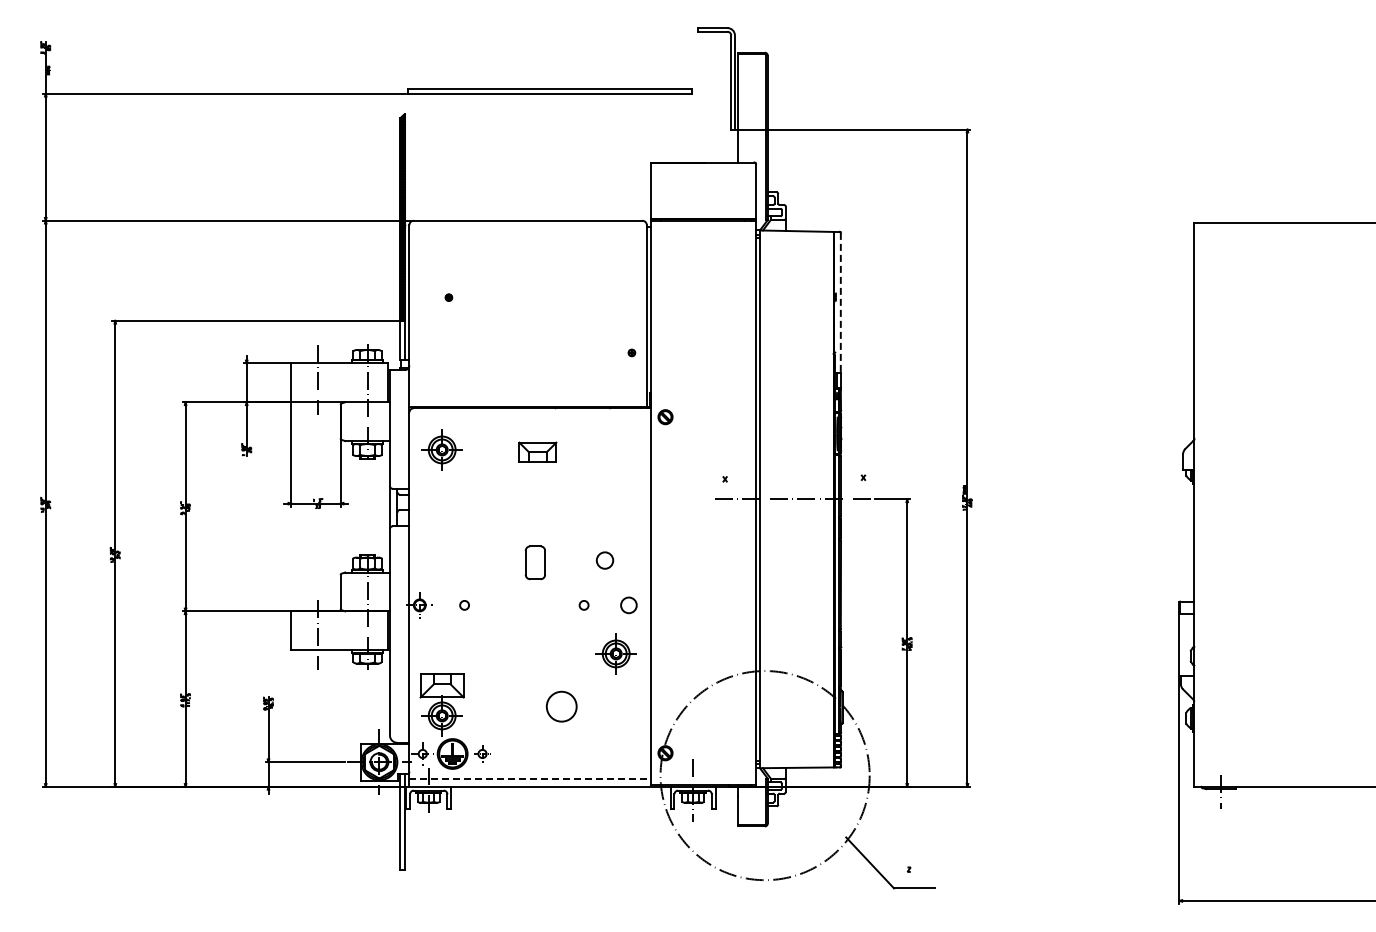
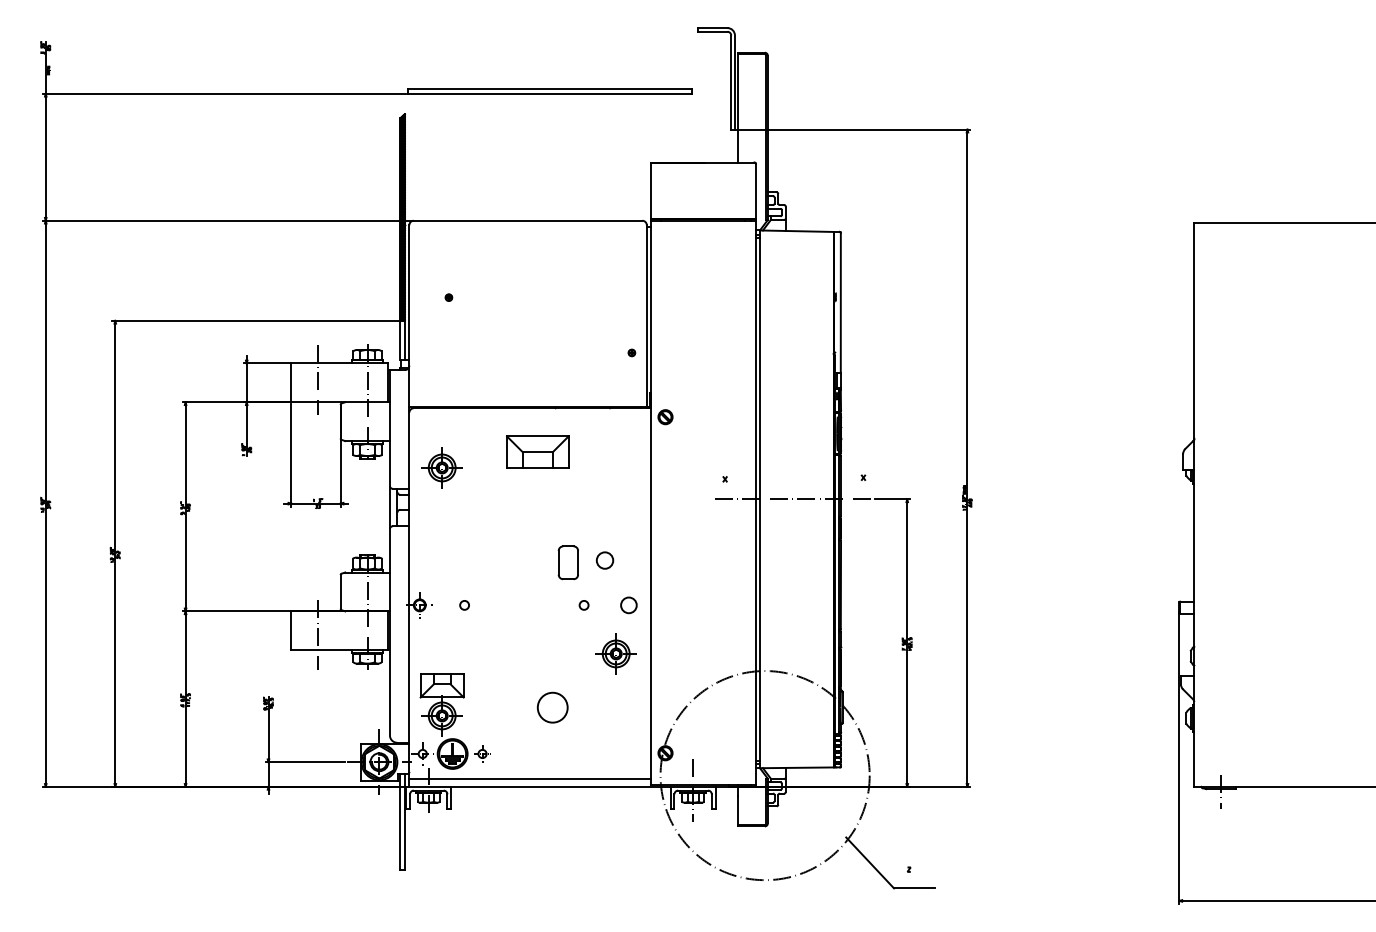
line: dashed -> solid (840, 302)
part position: (441, 449) -> (441, 467) (441, 467)
part size: 40x22 px -> 64x34 px (537, 451)
part position: (534, 562) -> (567, 562) (567, 562)
circle position: (561, 706) -> (552, 707) (552, 707)
line: dashed -> solid (530, 779)
